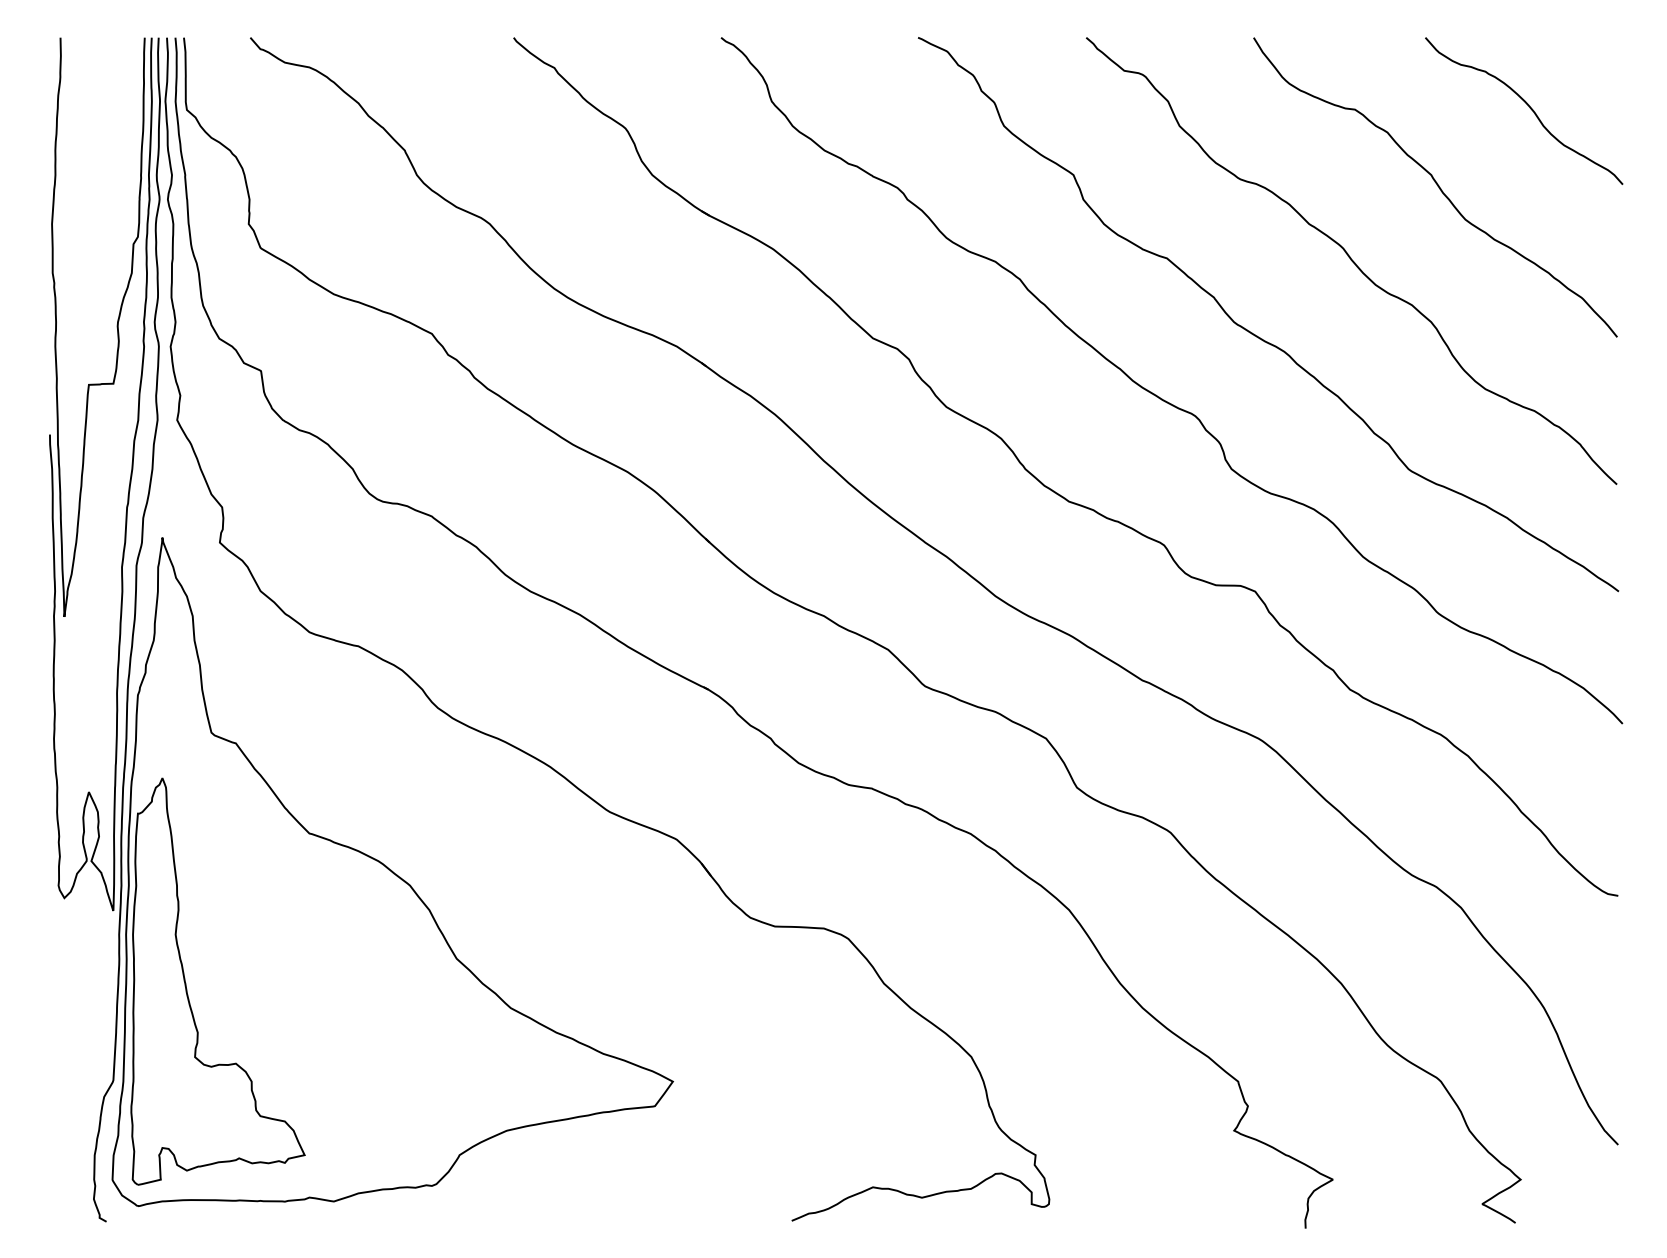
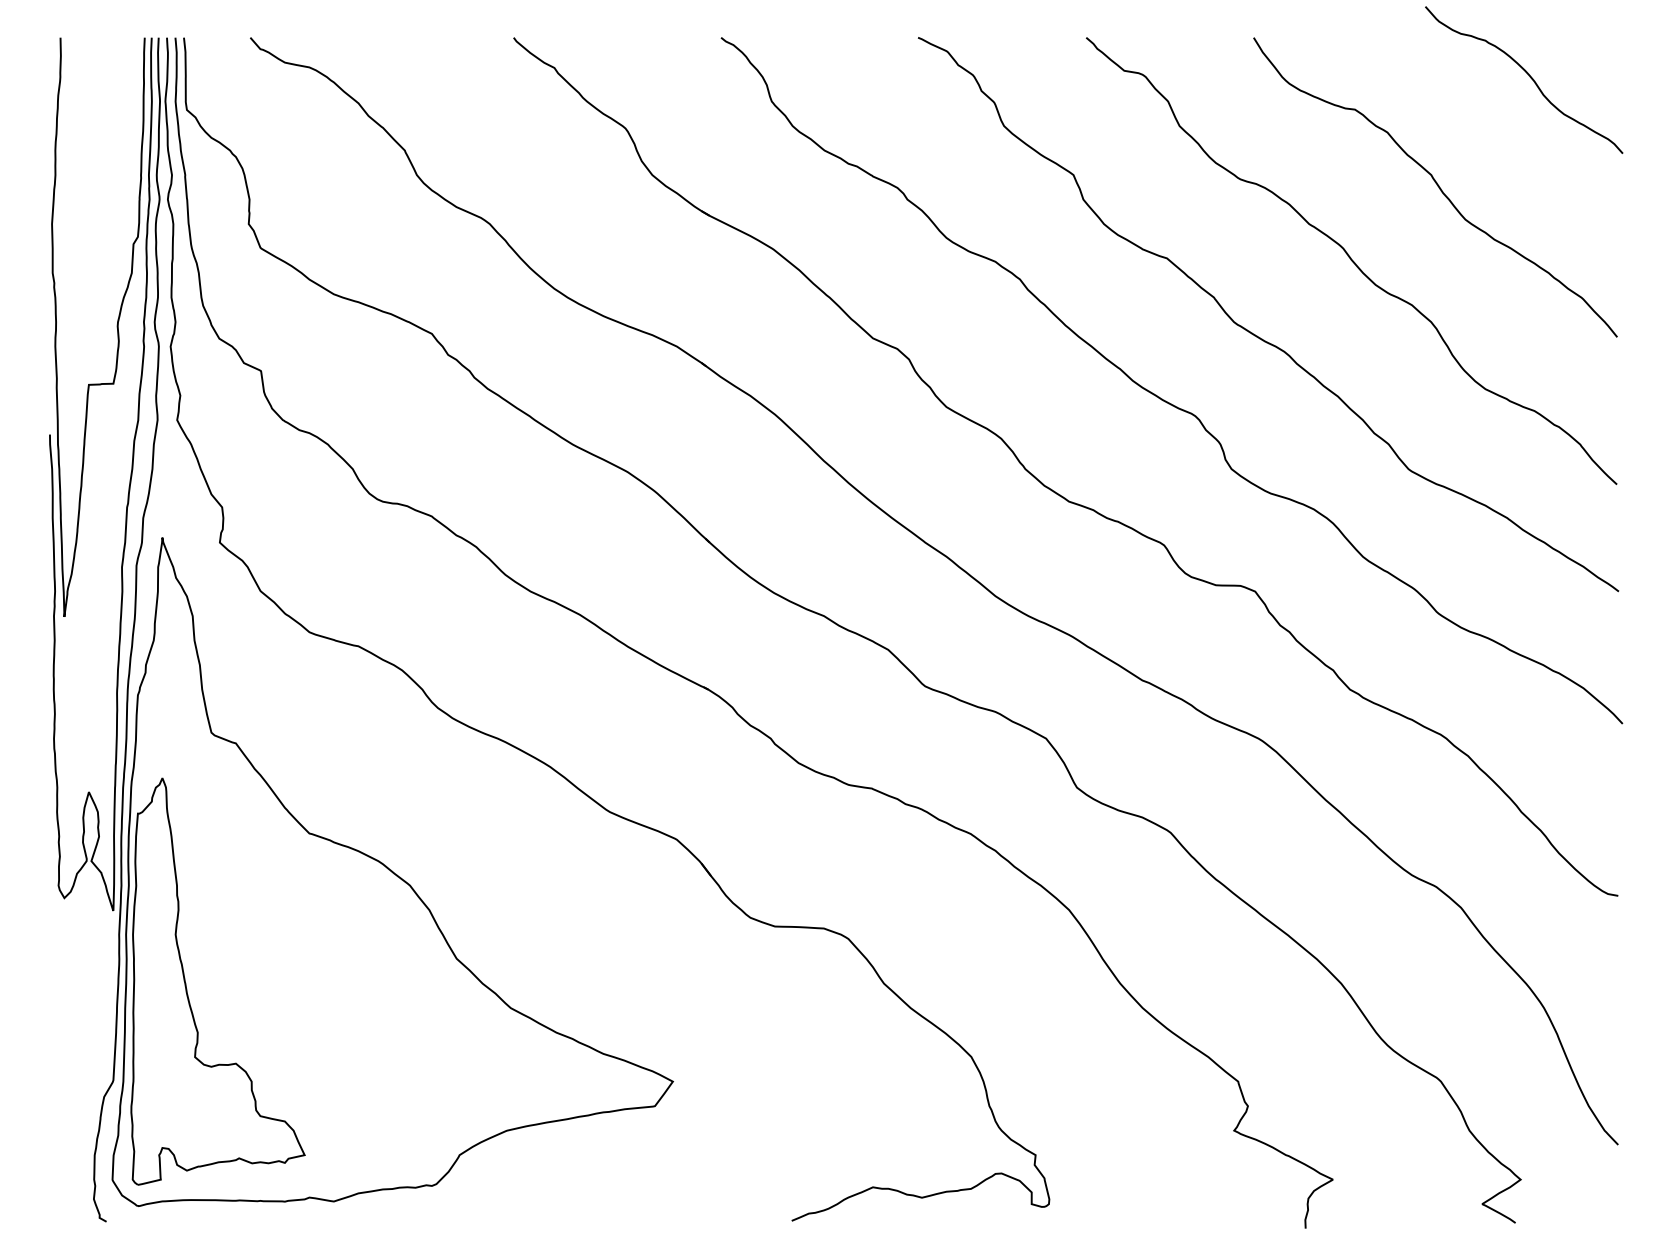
curve position: (1529, 108) -> (1529, 77) (1529, 77)
